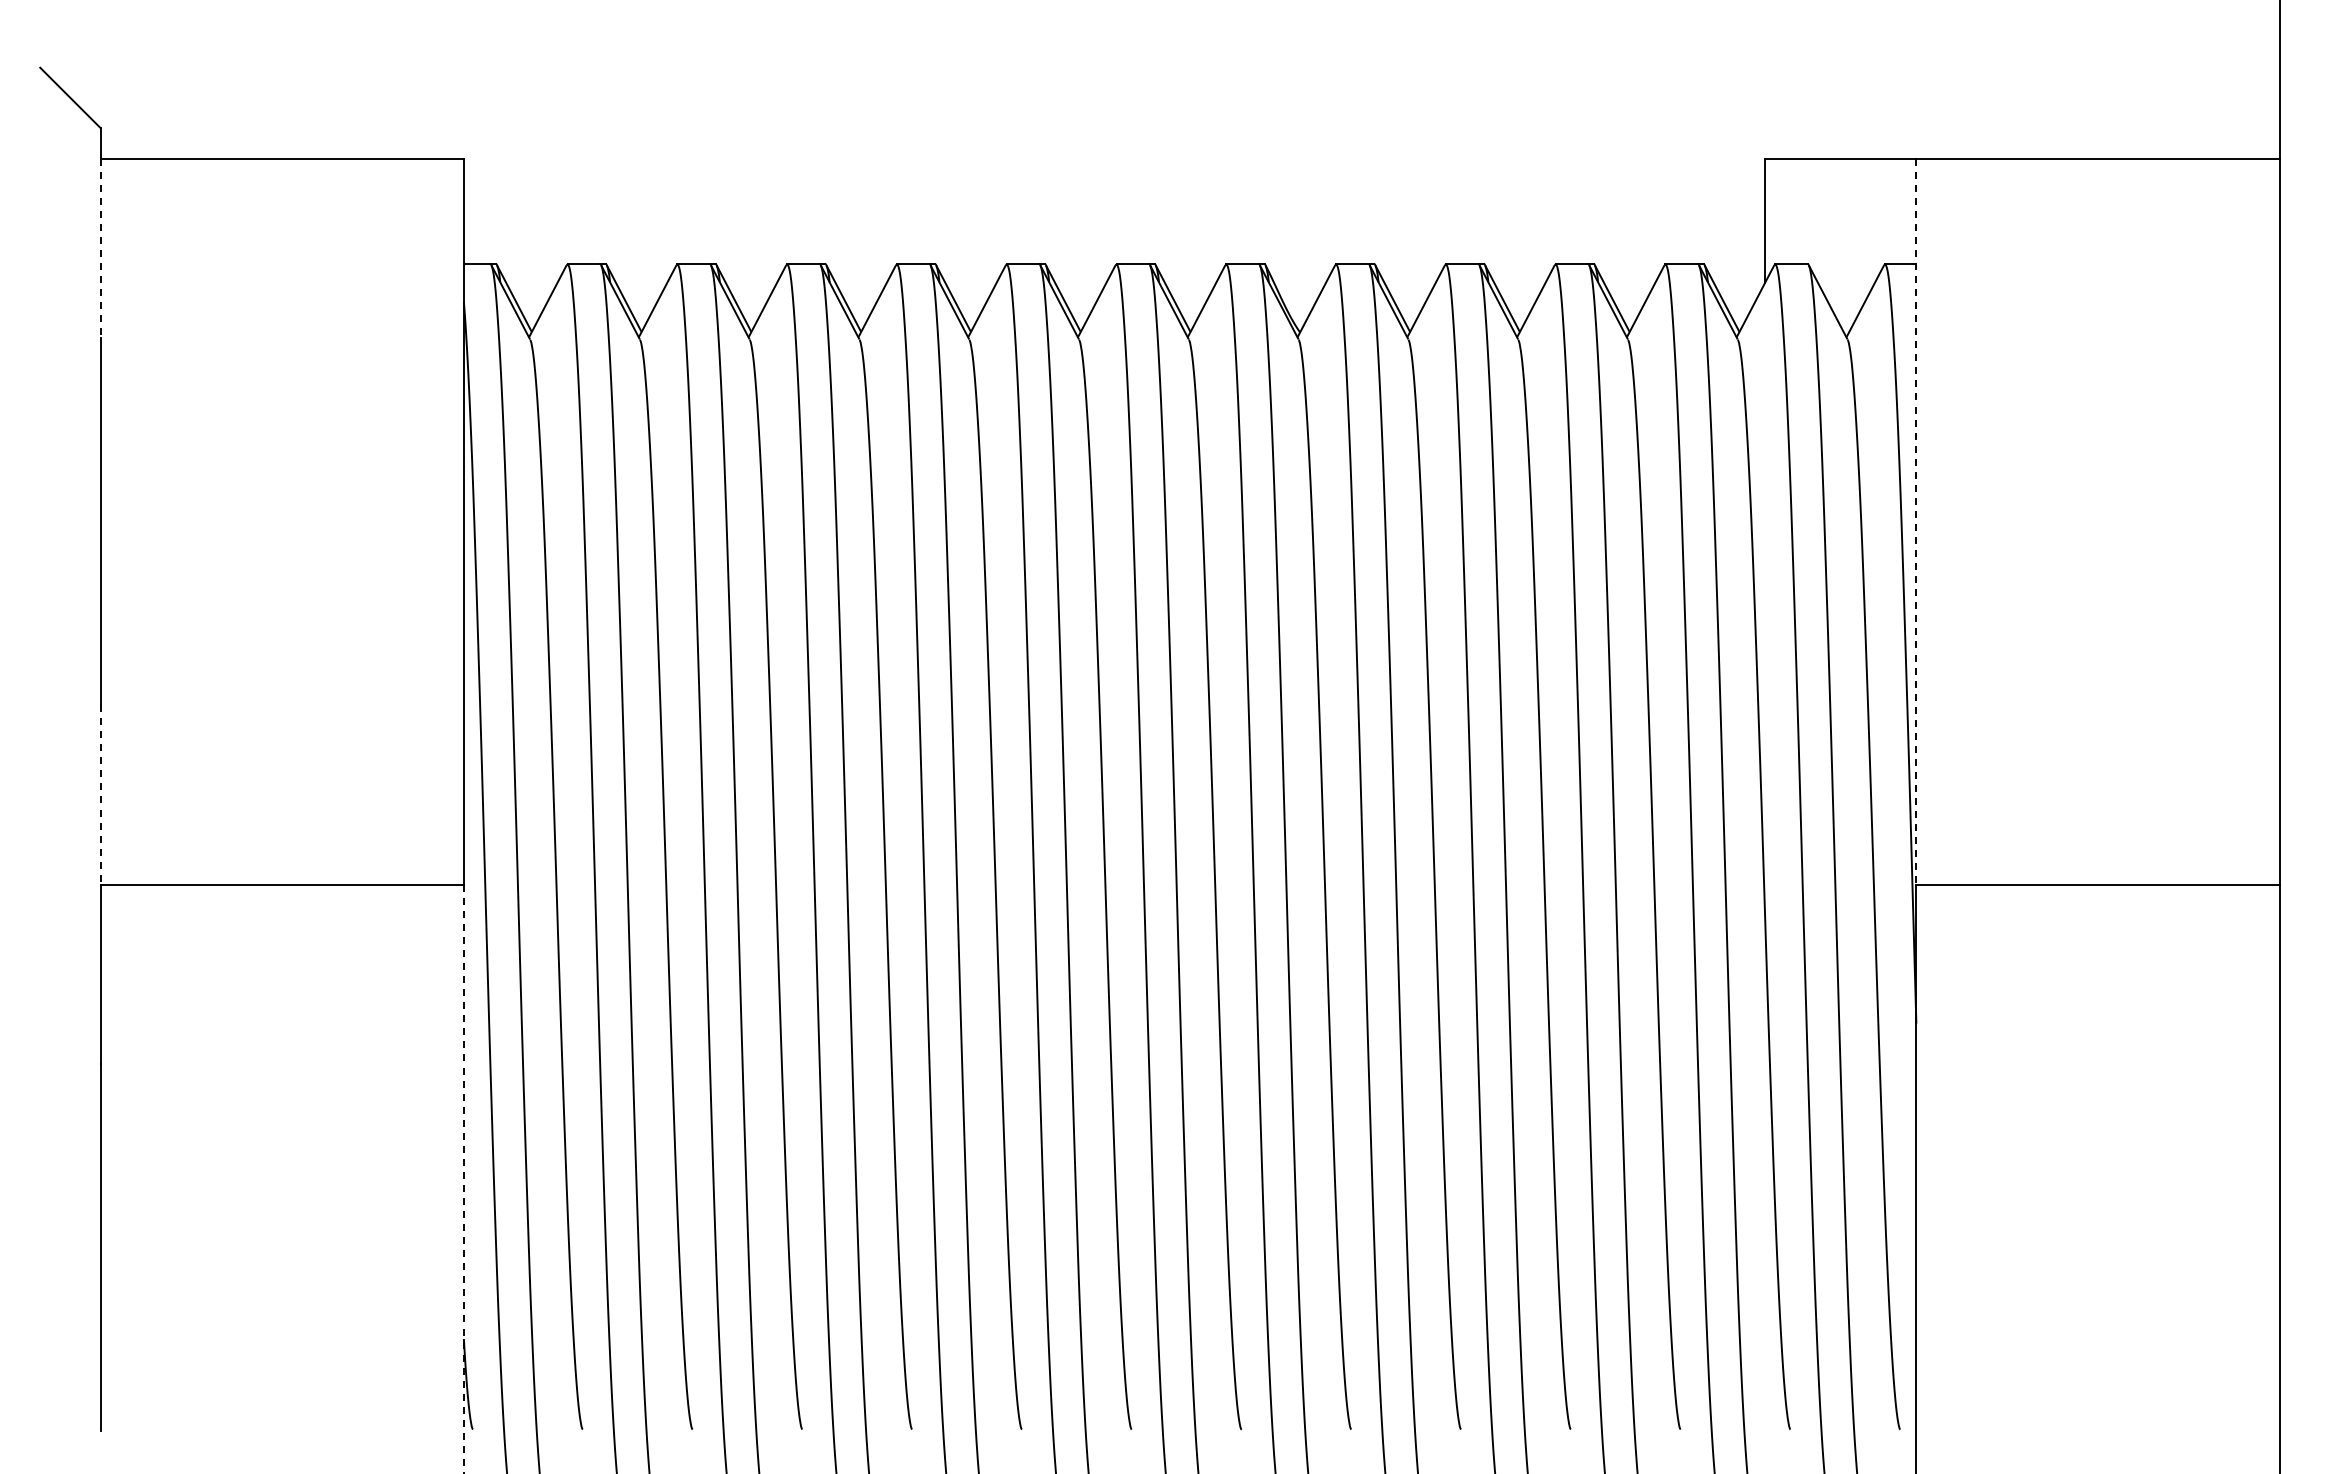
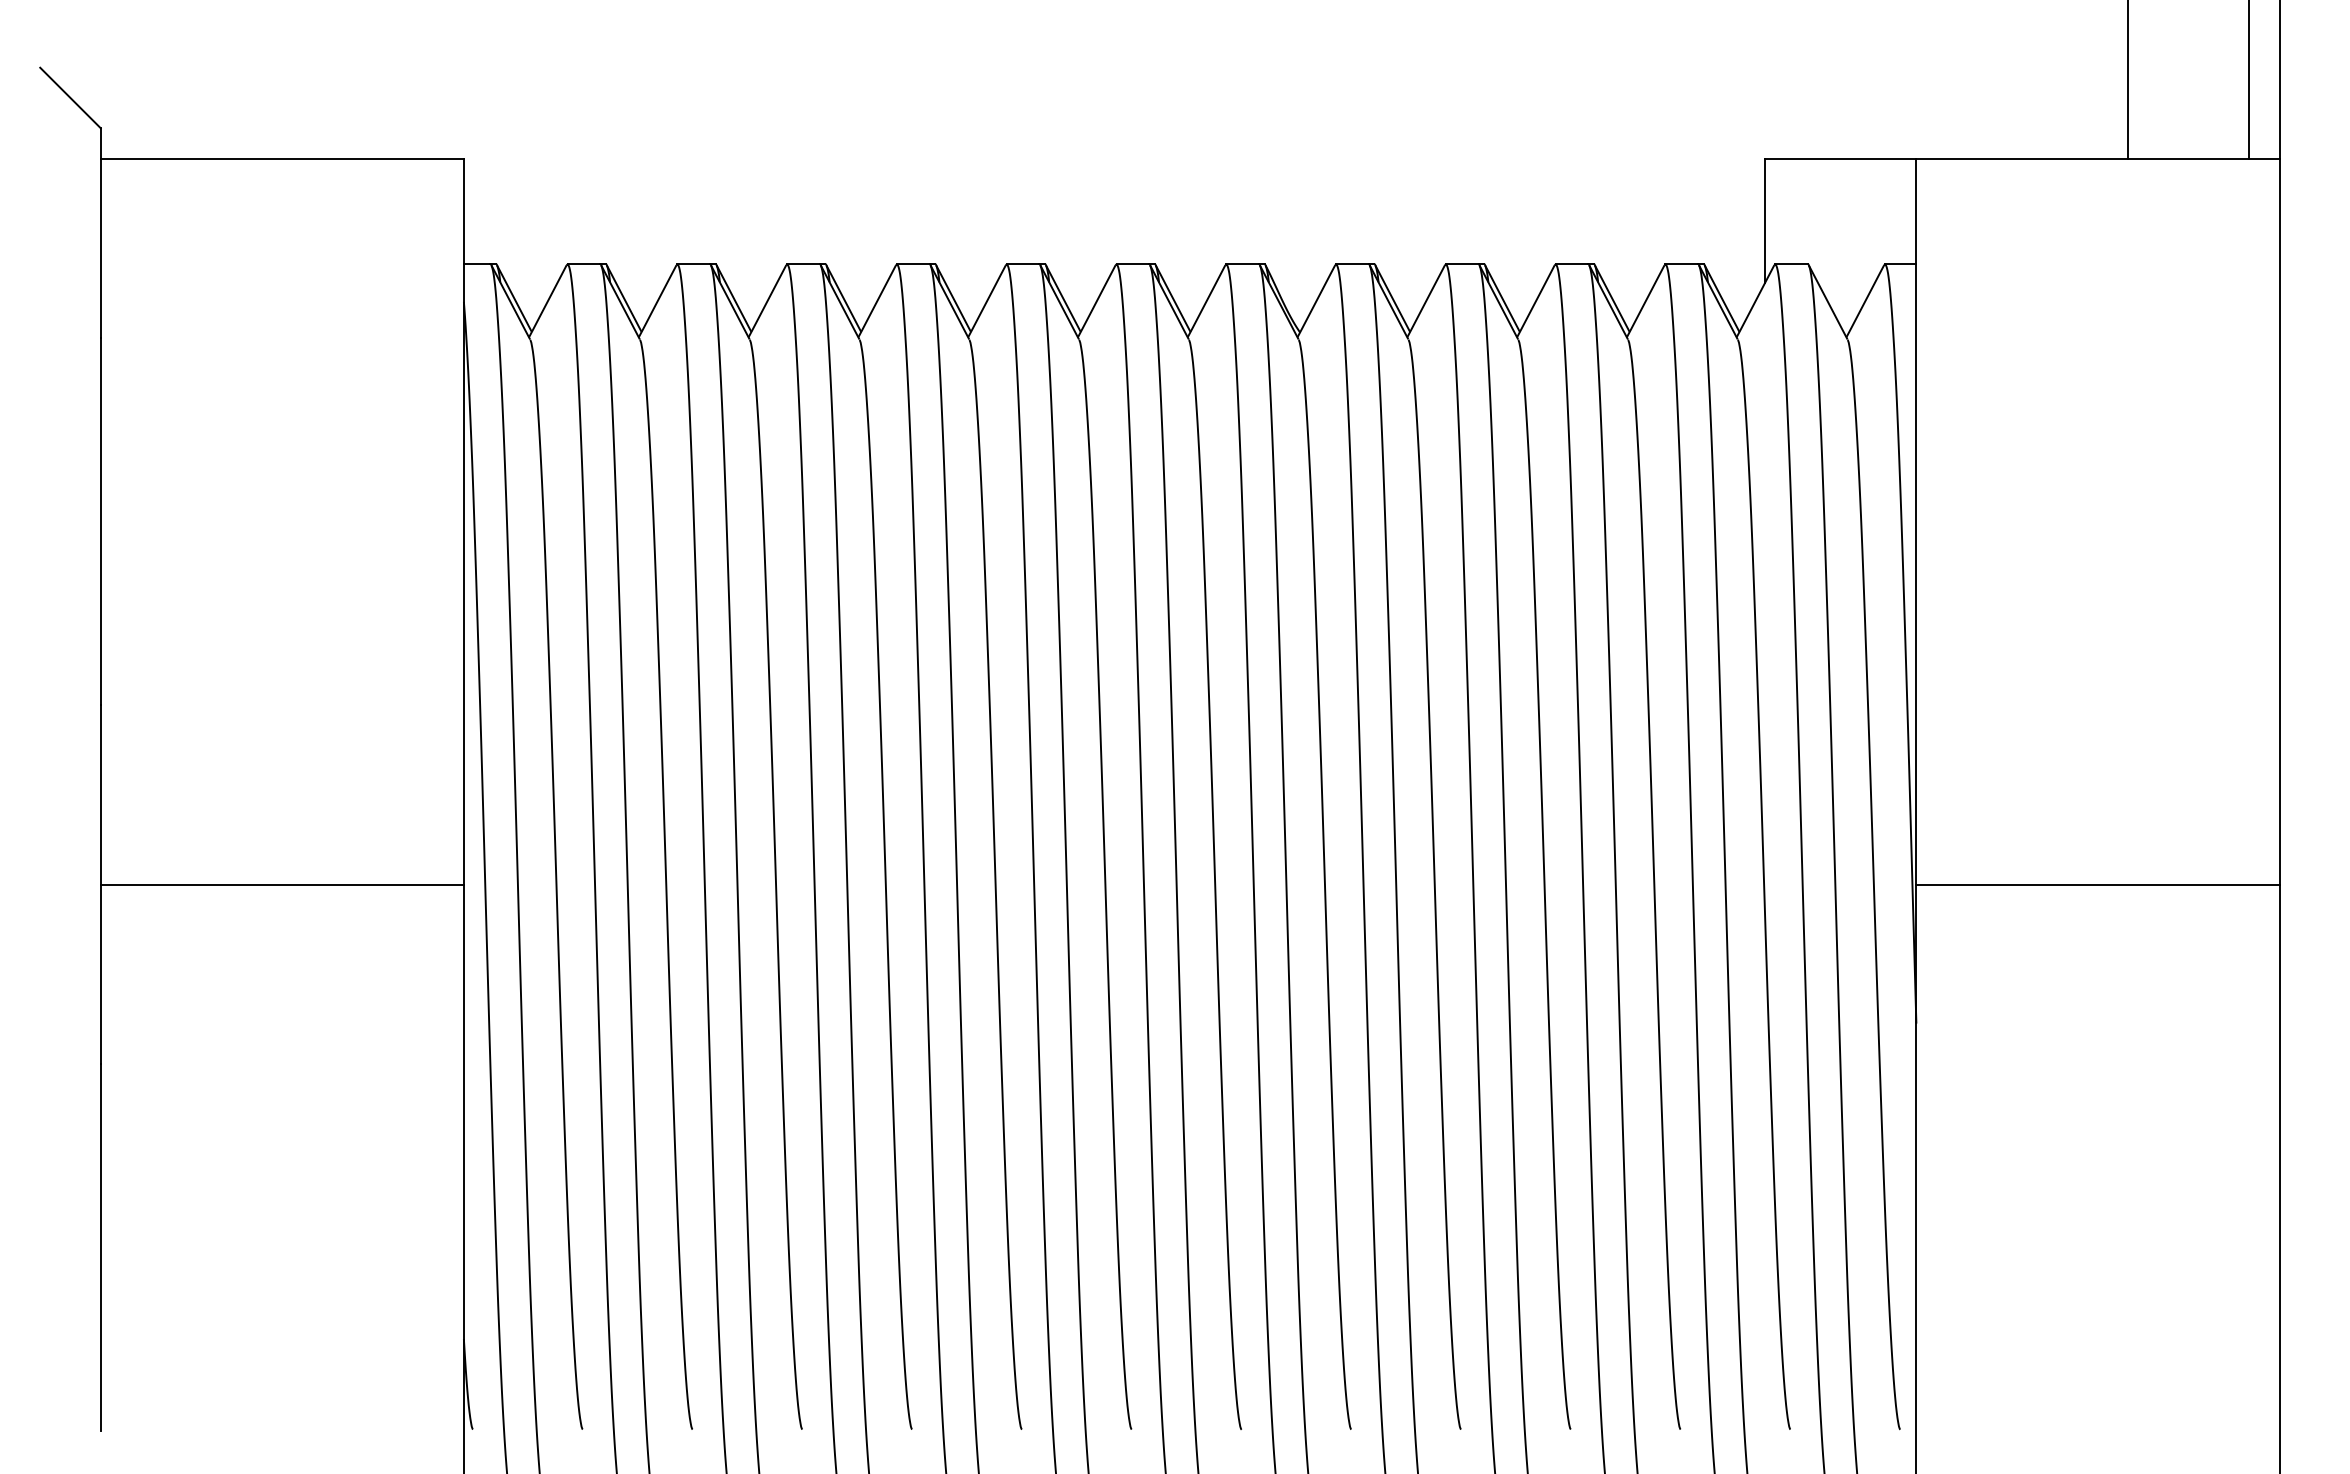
line: none -> present (2128, 80)
line: none -> present (2249, 80)
line: dashed -> solid (100, 248)
line: dashed -> solid (1916, 522)
line: dashed -> solid (100, 794)
line: dashed -> solid (463, 1179)
